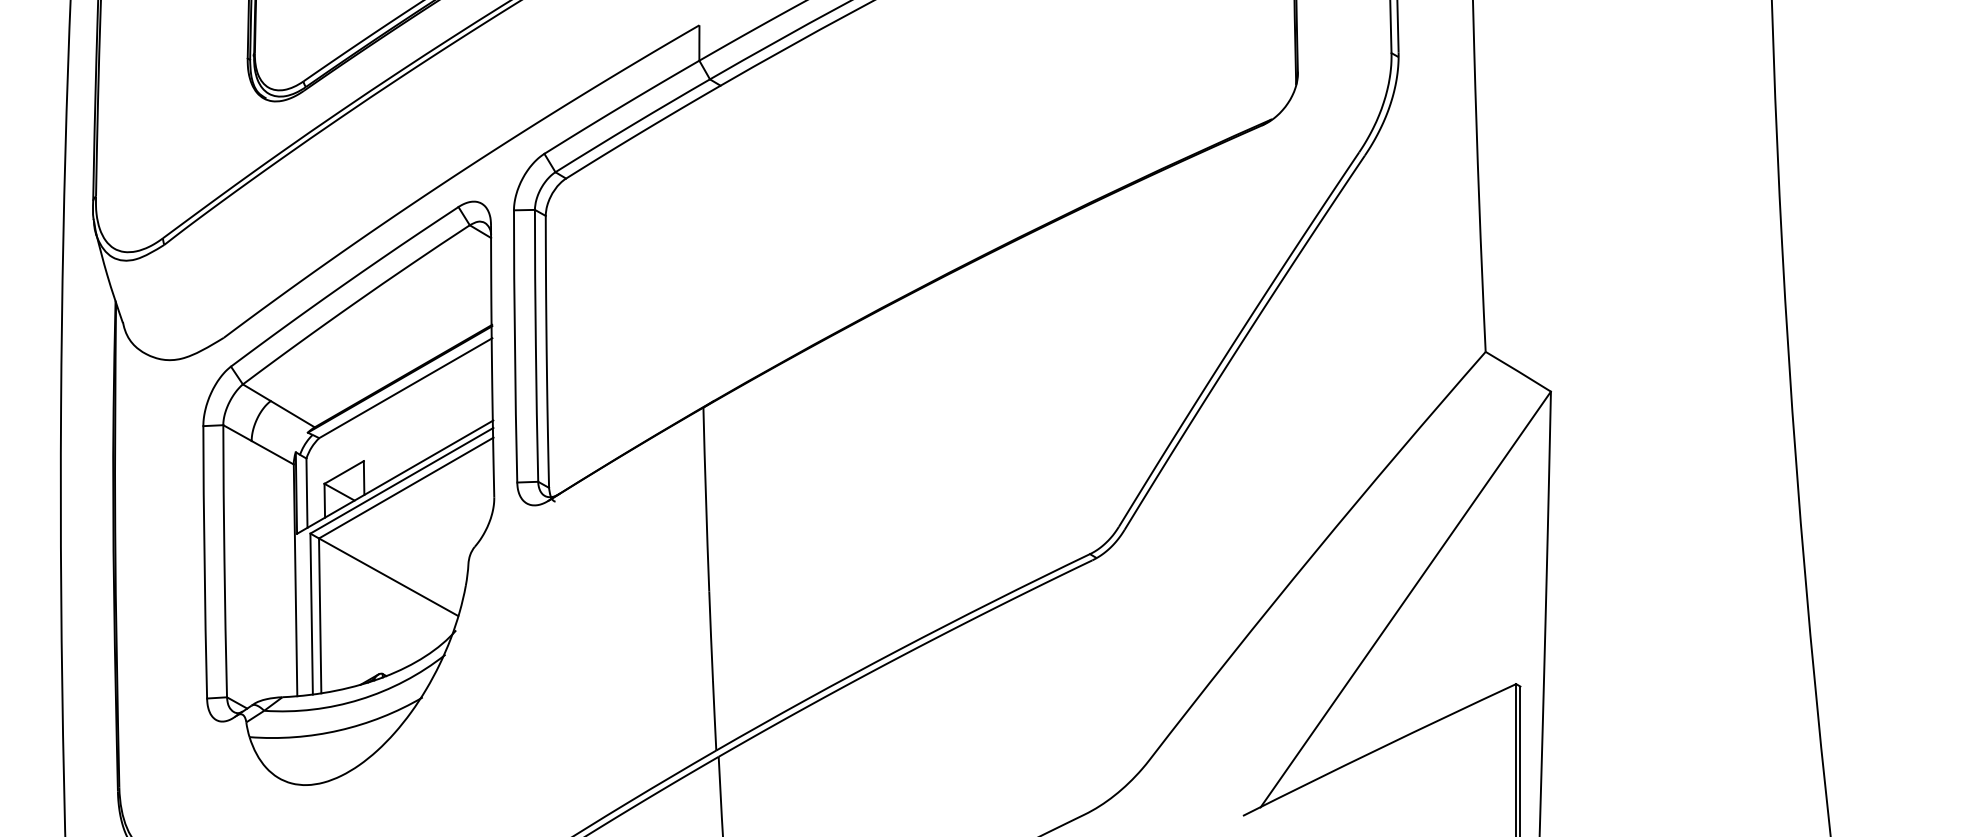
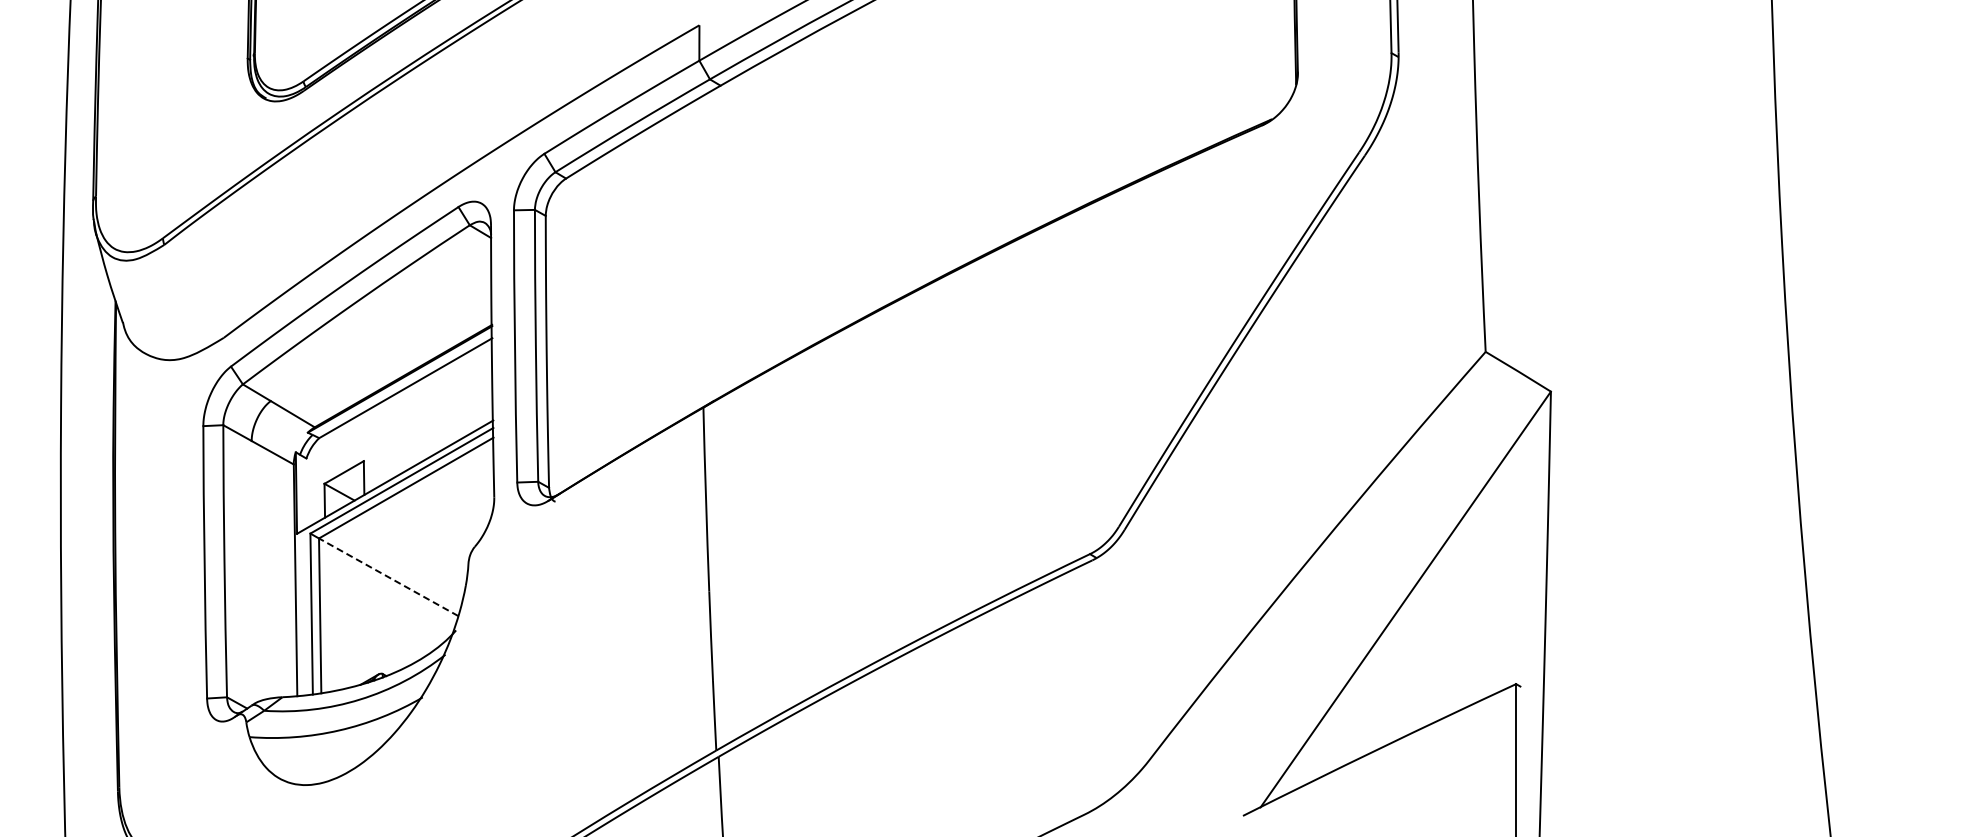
line: present -> none (306, 492)
line: solid -> dashed (388, 577)
line: present -> none (1520, 759)
